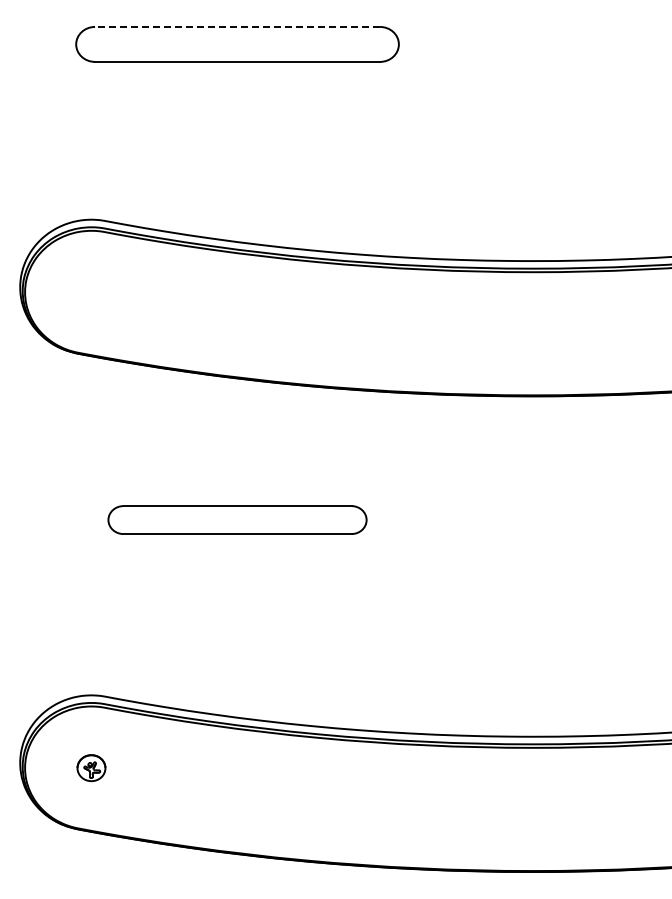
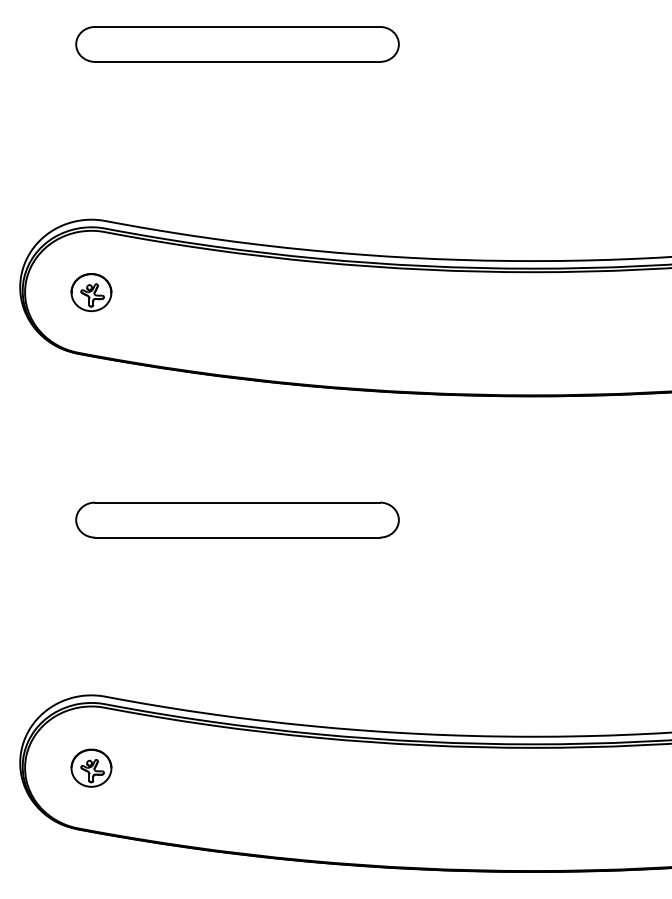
line: dashed -> solid (237, 26)
part: none -> present (91, 292)
part size: 261x30 px -> 325x38 px (237, 519)
part size: 31x29 px -> 43x40 px (91, 767)
